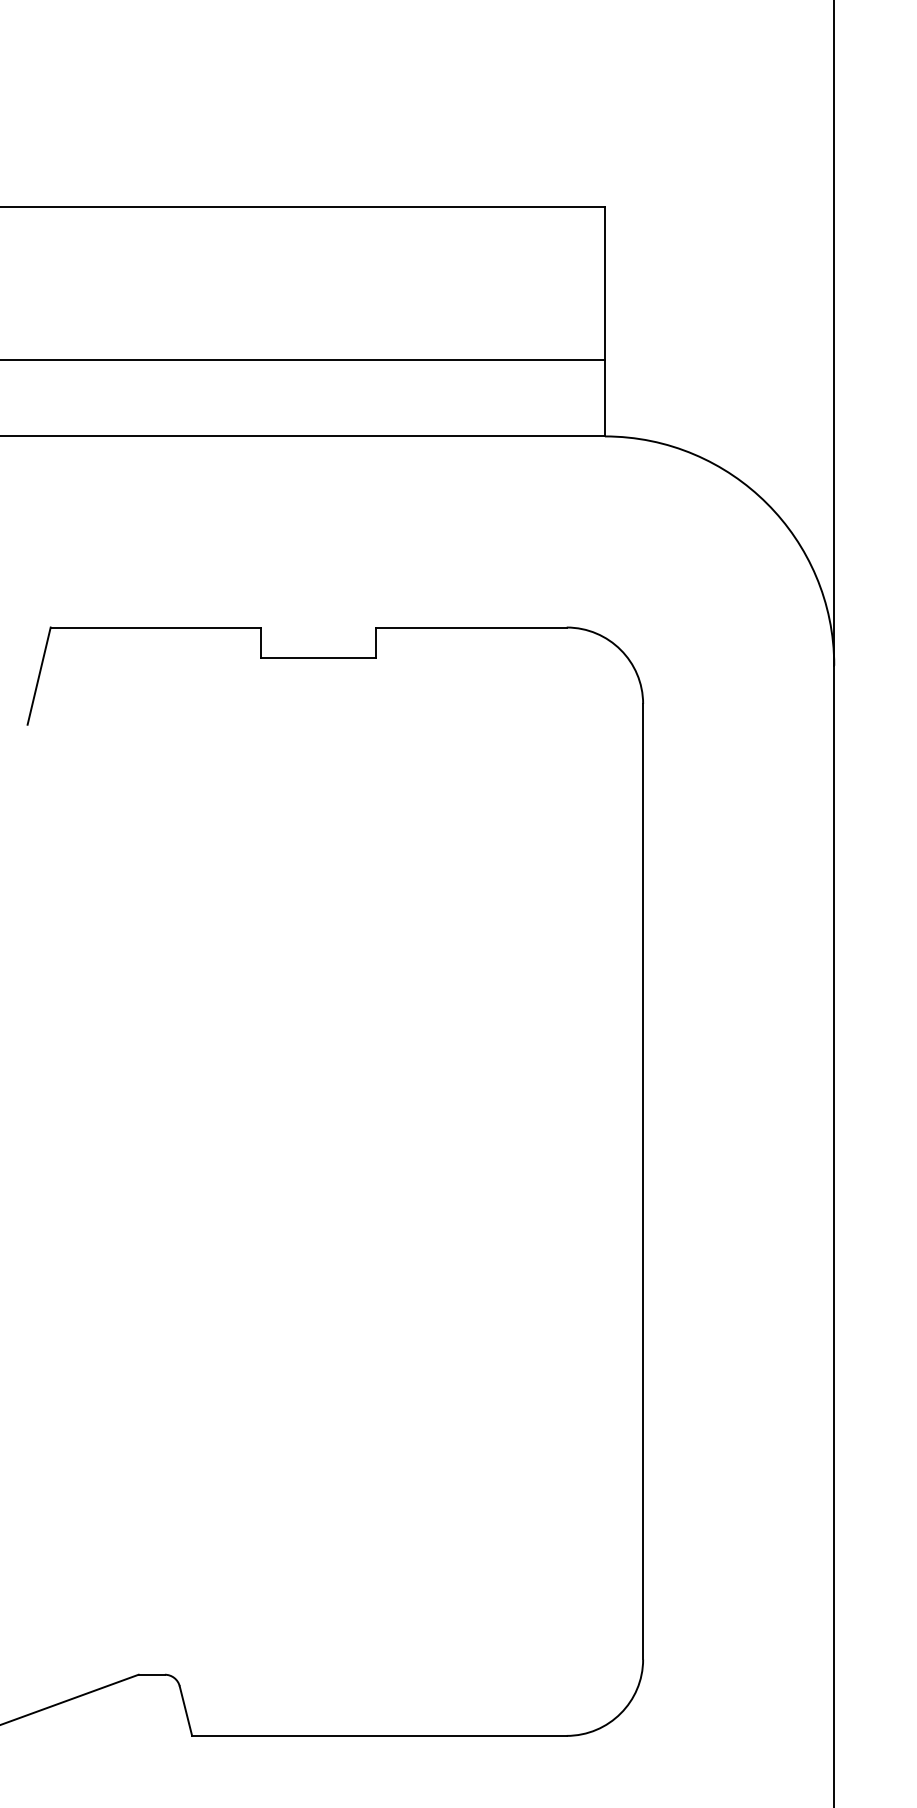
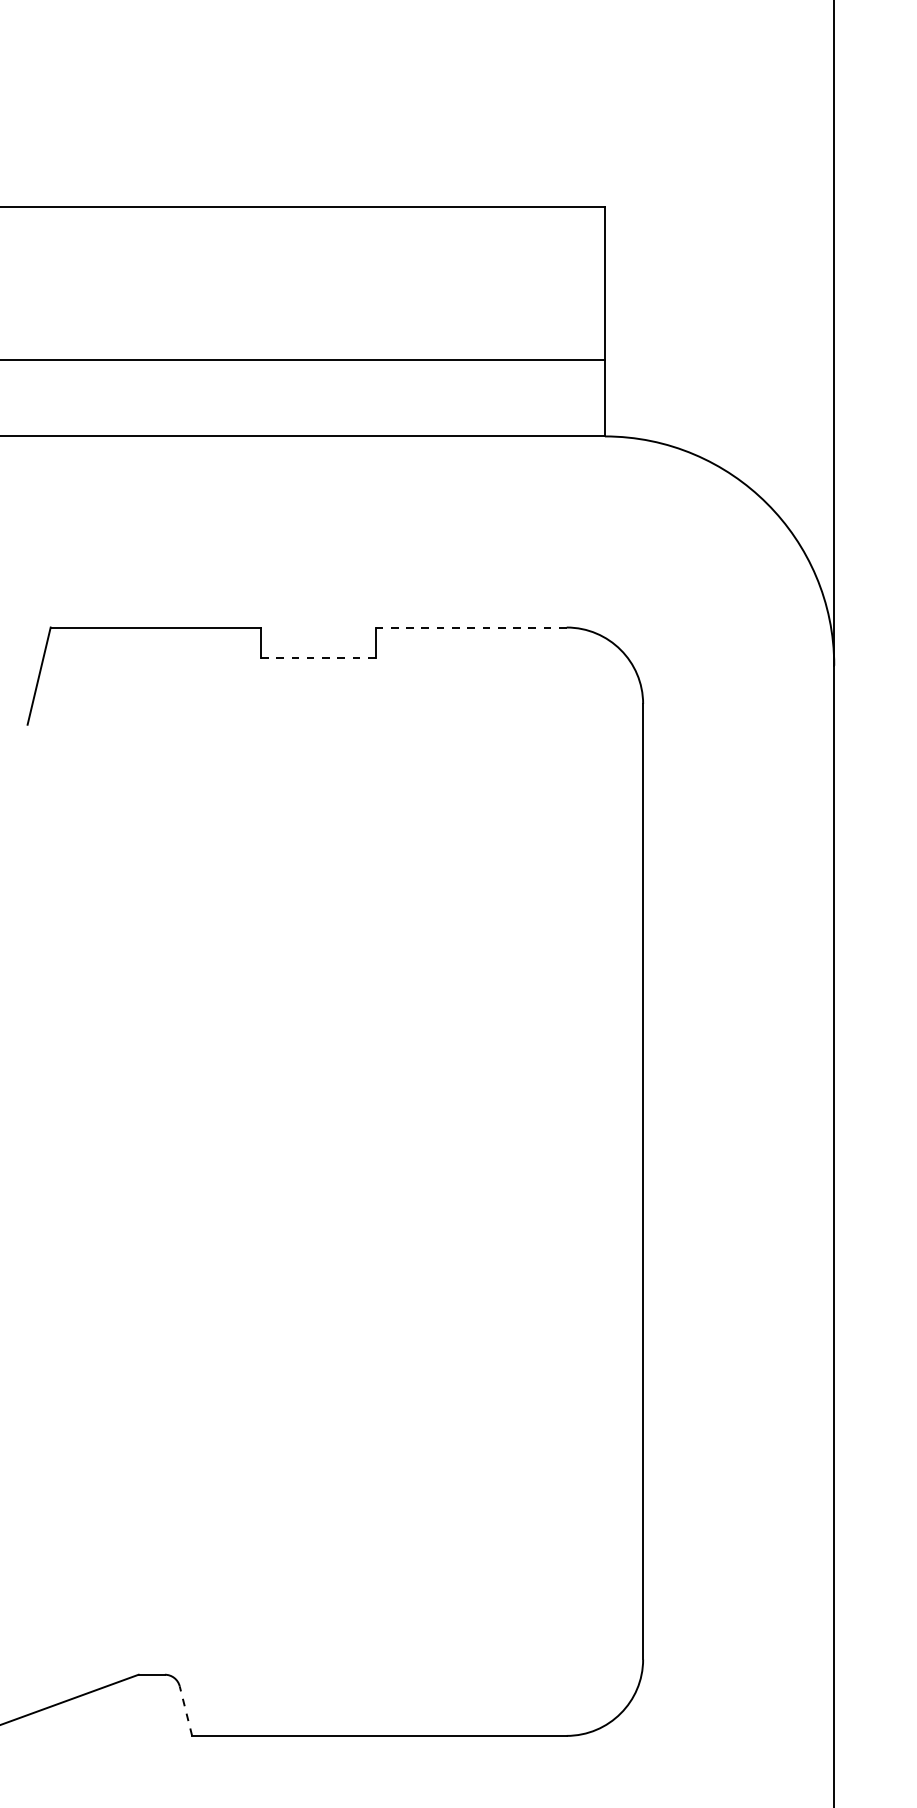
line: solid -> dashed (471, 627)
line: solid -> dashed (318, 658)
line: solid -> dashed (185, 1711)
